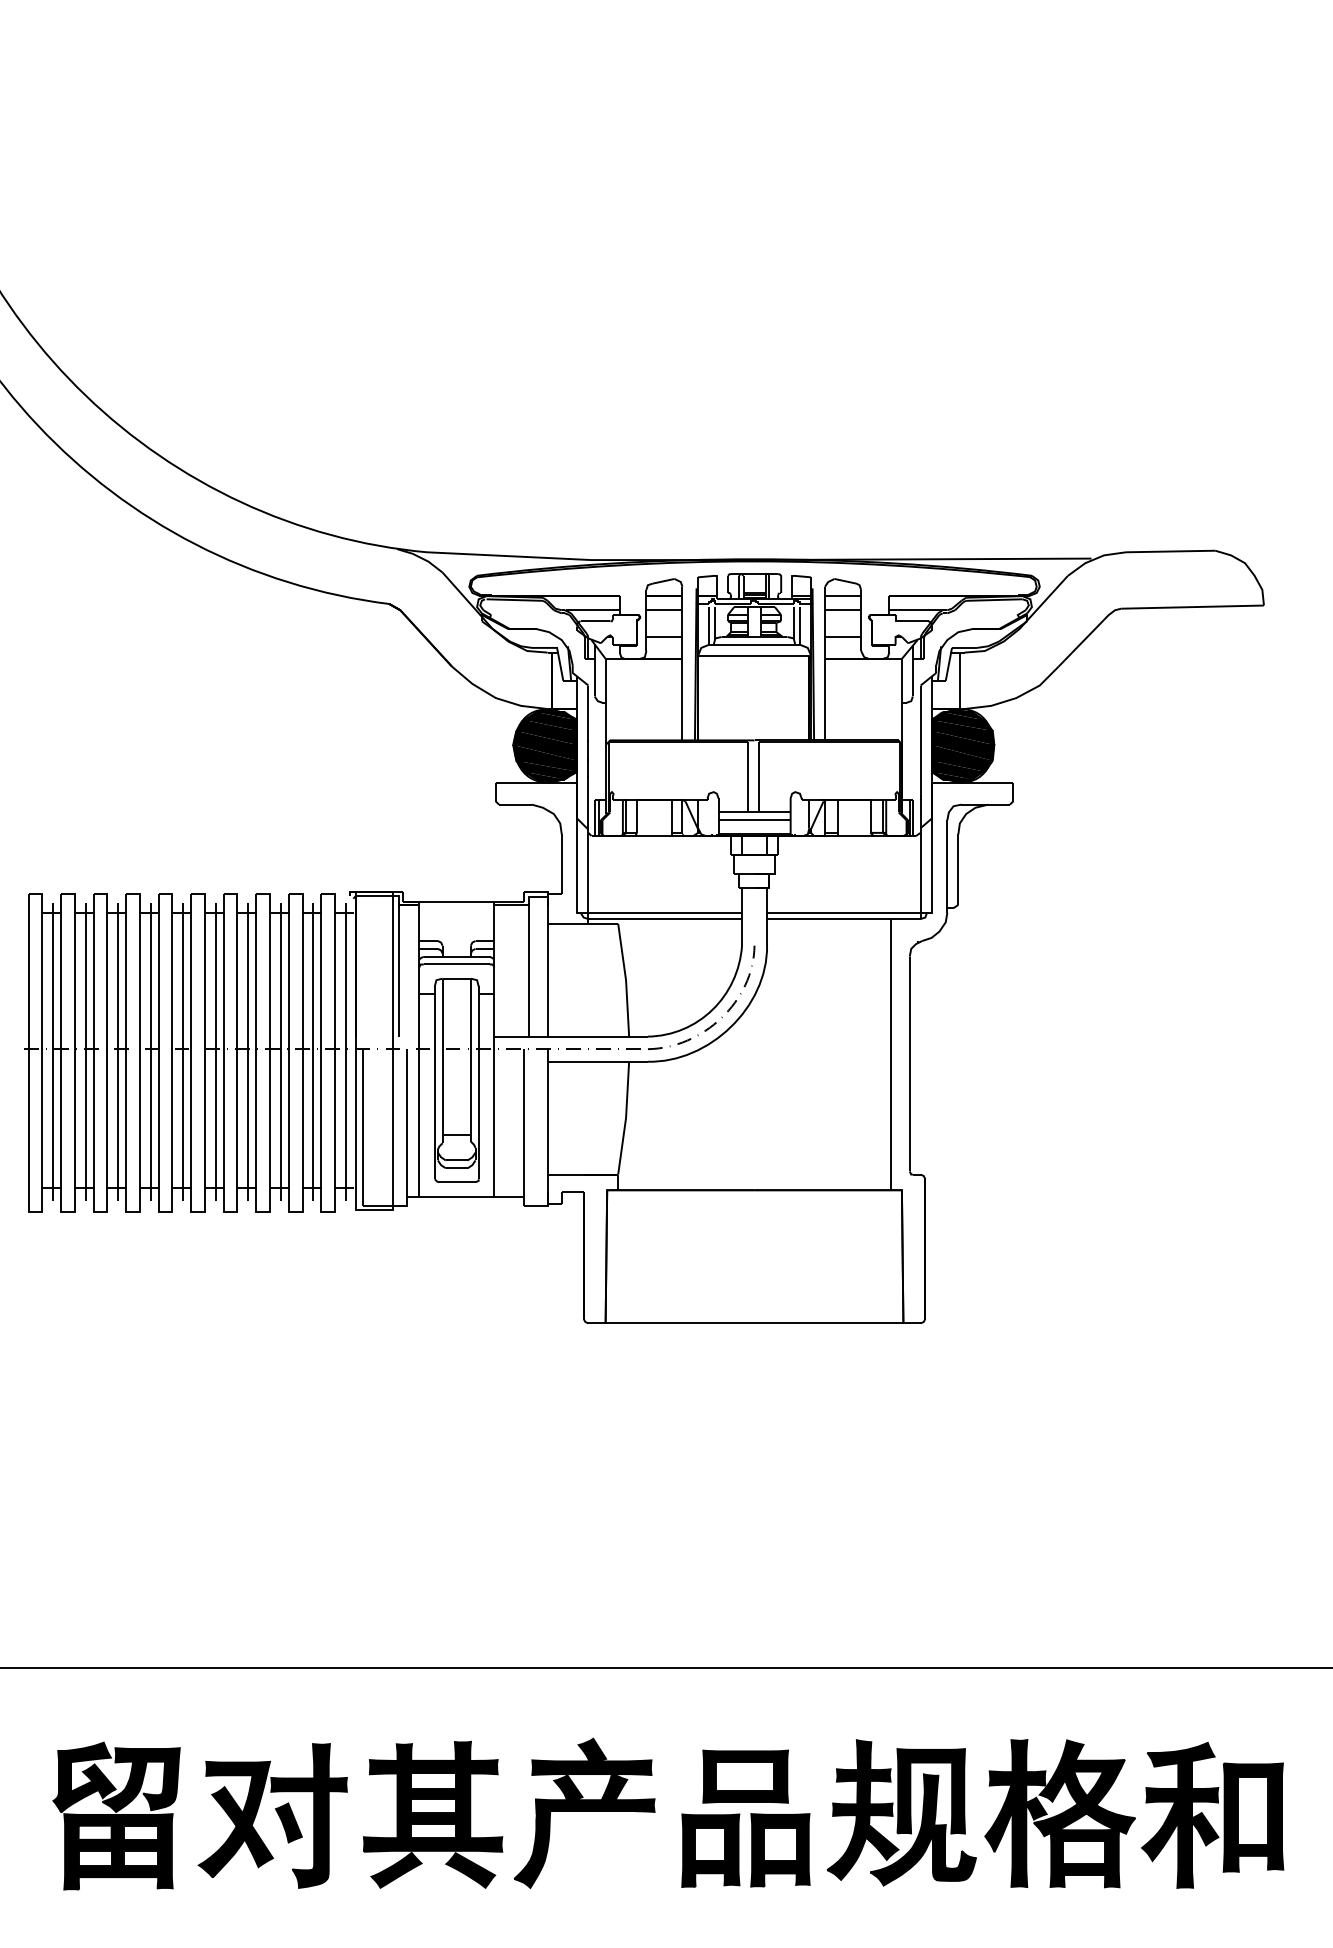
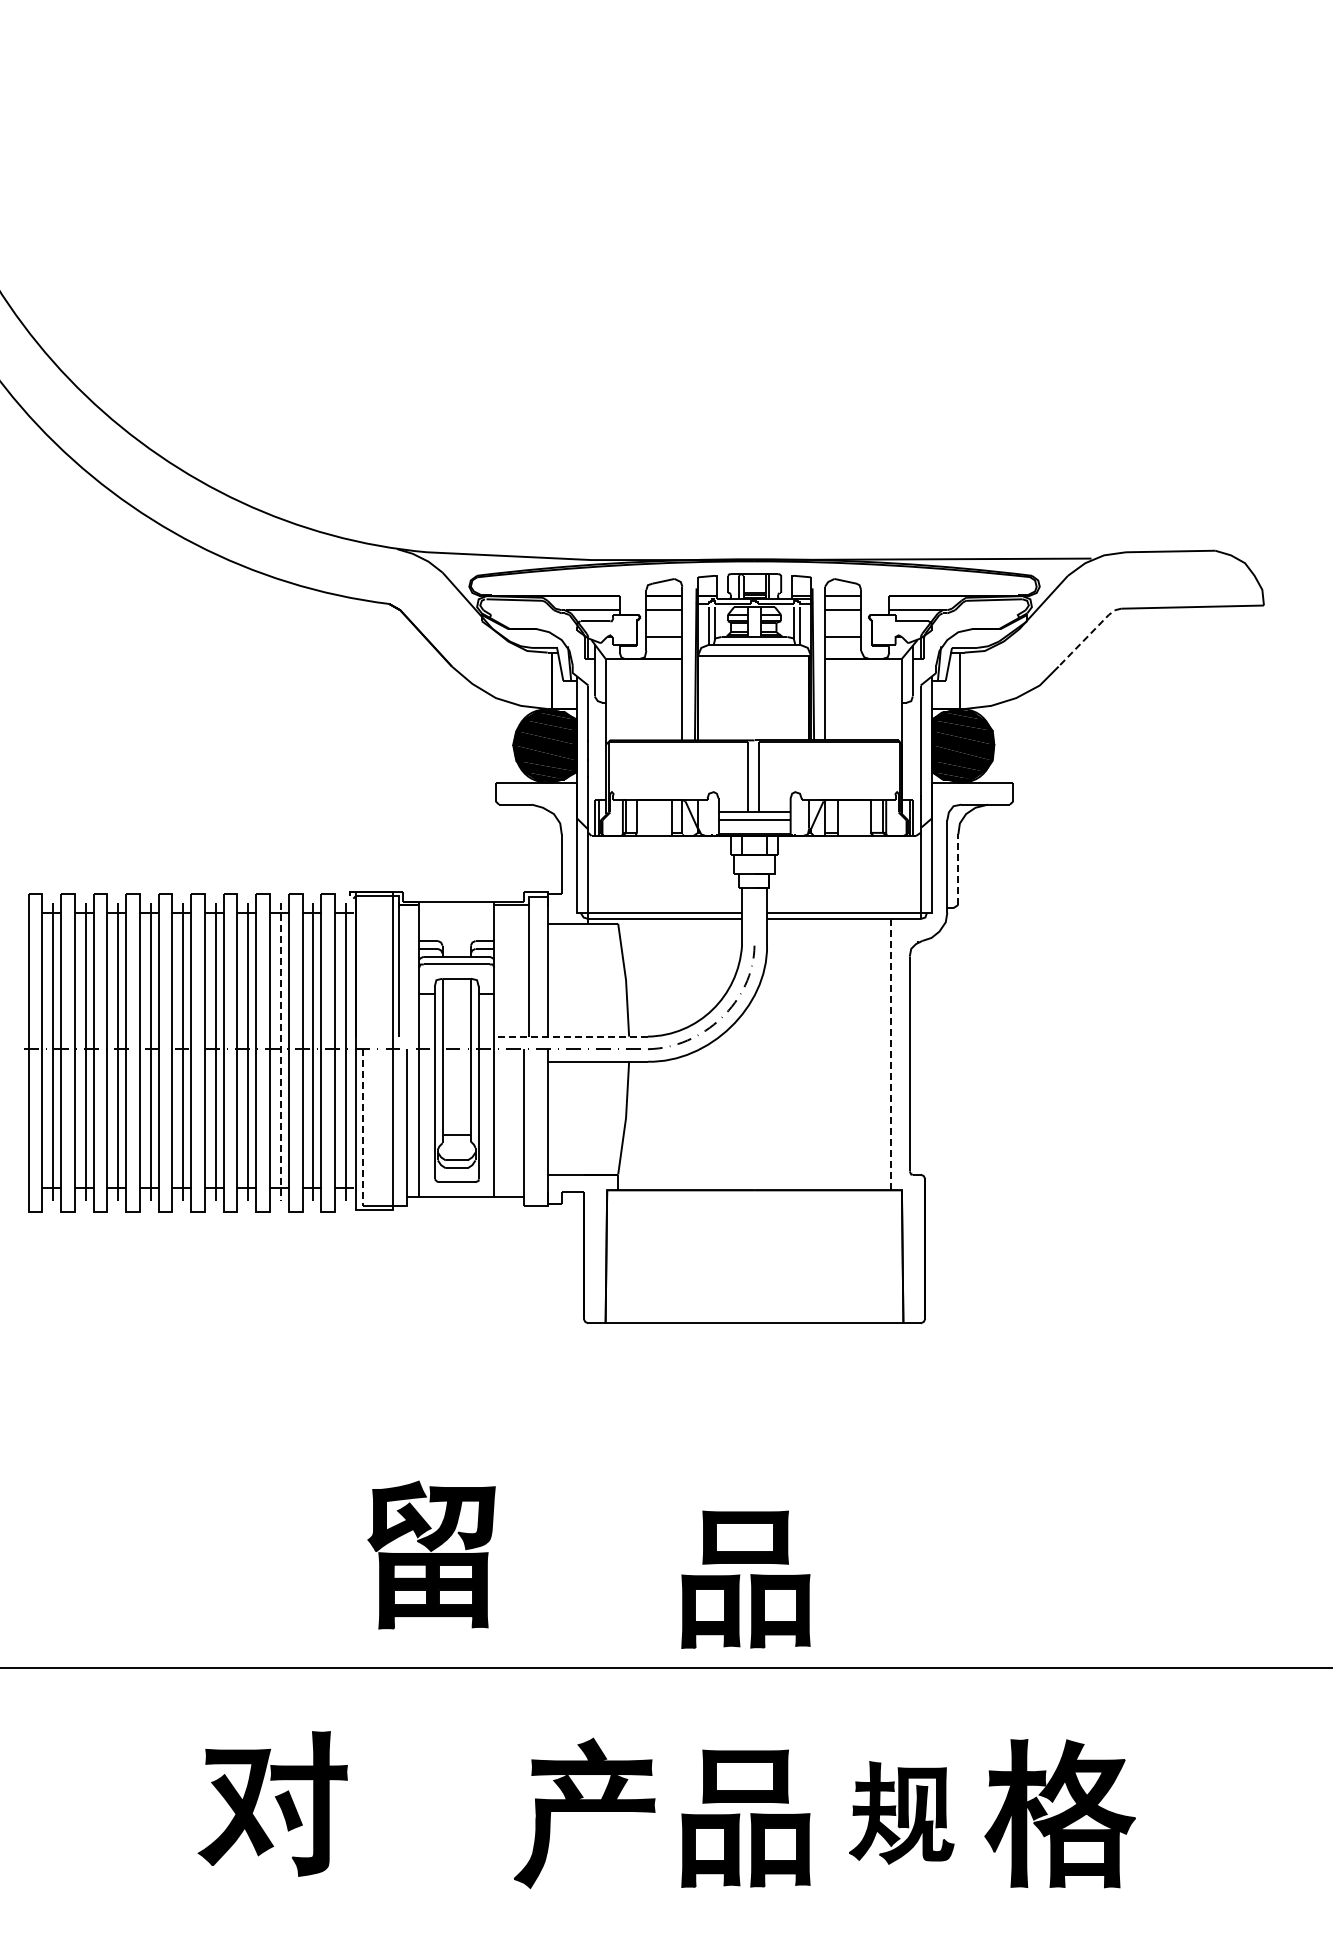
line: solid -> dashed (1089, 635)
line: solid -> dashed (958, 869)
line: solid -> dashed (571, 1036)
line: solid -> dashed (280, 1052)
line: solid -> dashed (890, 1054)
line: solid -> dashed (362, 1128)
part: none -> present (745, 1579)
part size: 151x148 px -> 106x104 px (901, 1812)
part: present -> none (433, 1814)
part position: (116, 1815) -> (431, 1554) (431, 1554)
part position: (272, 1815) -> (272, 1803) (272, 1803)
part: present -> none (1207, 1819)
